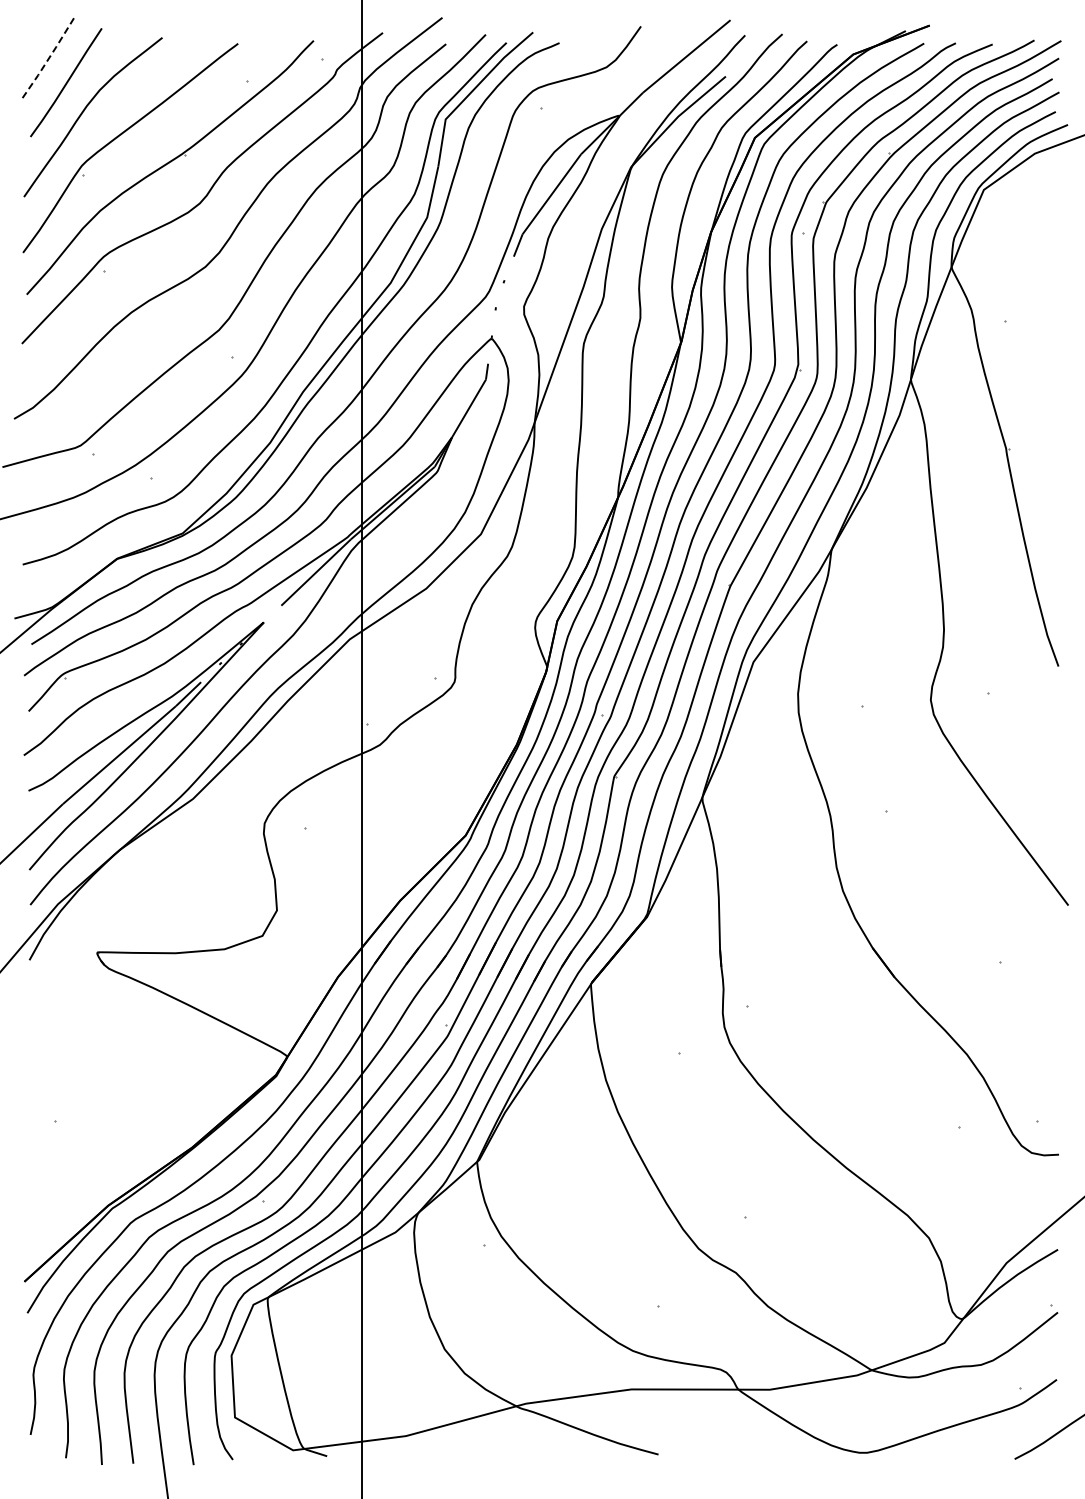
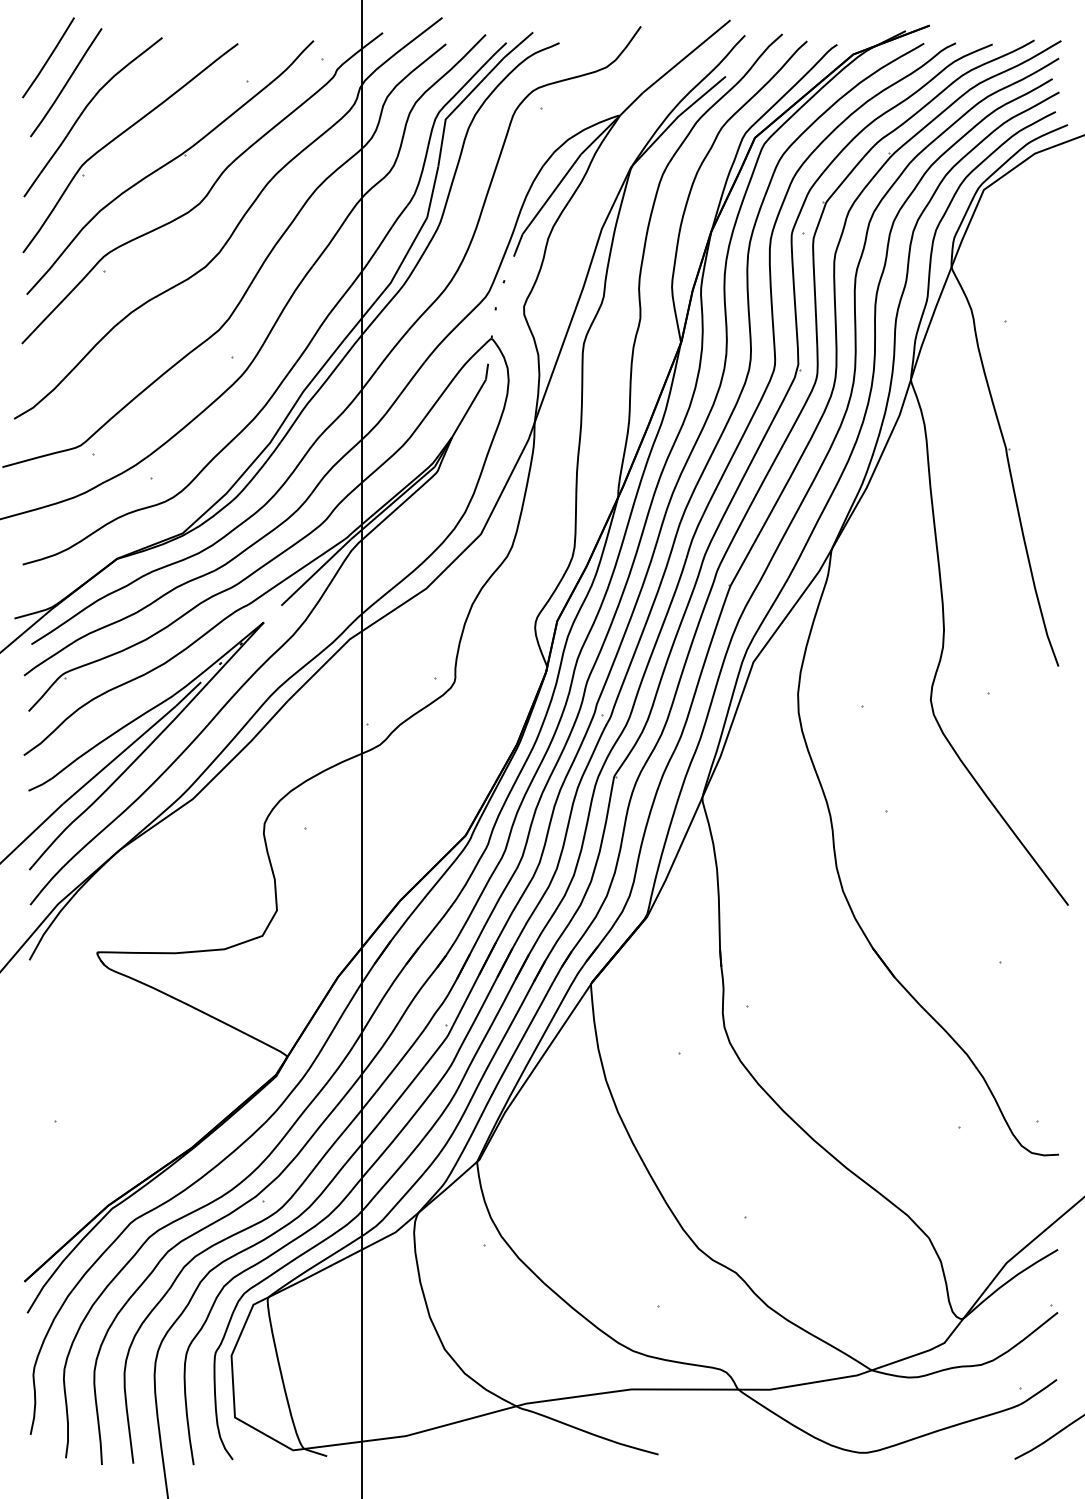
line: dashed -> solid (49, 57)
